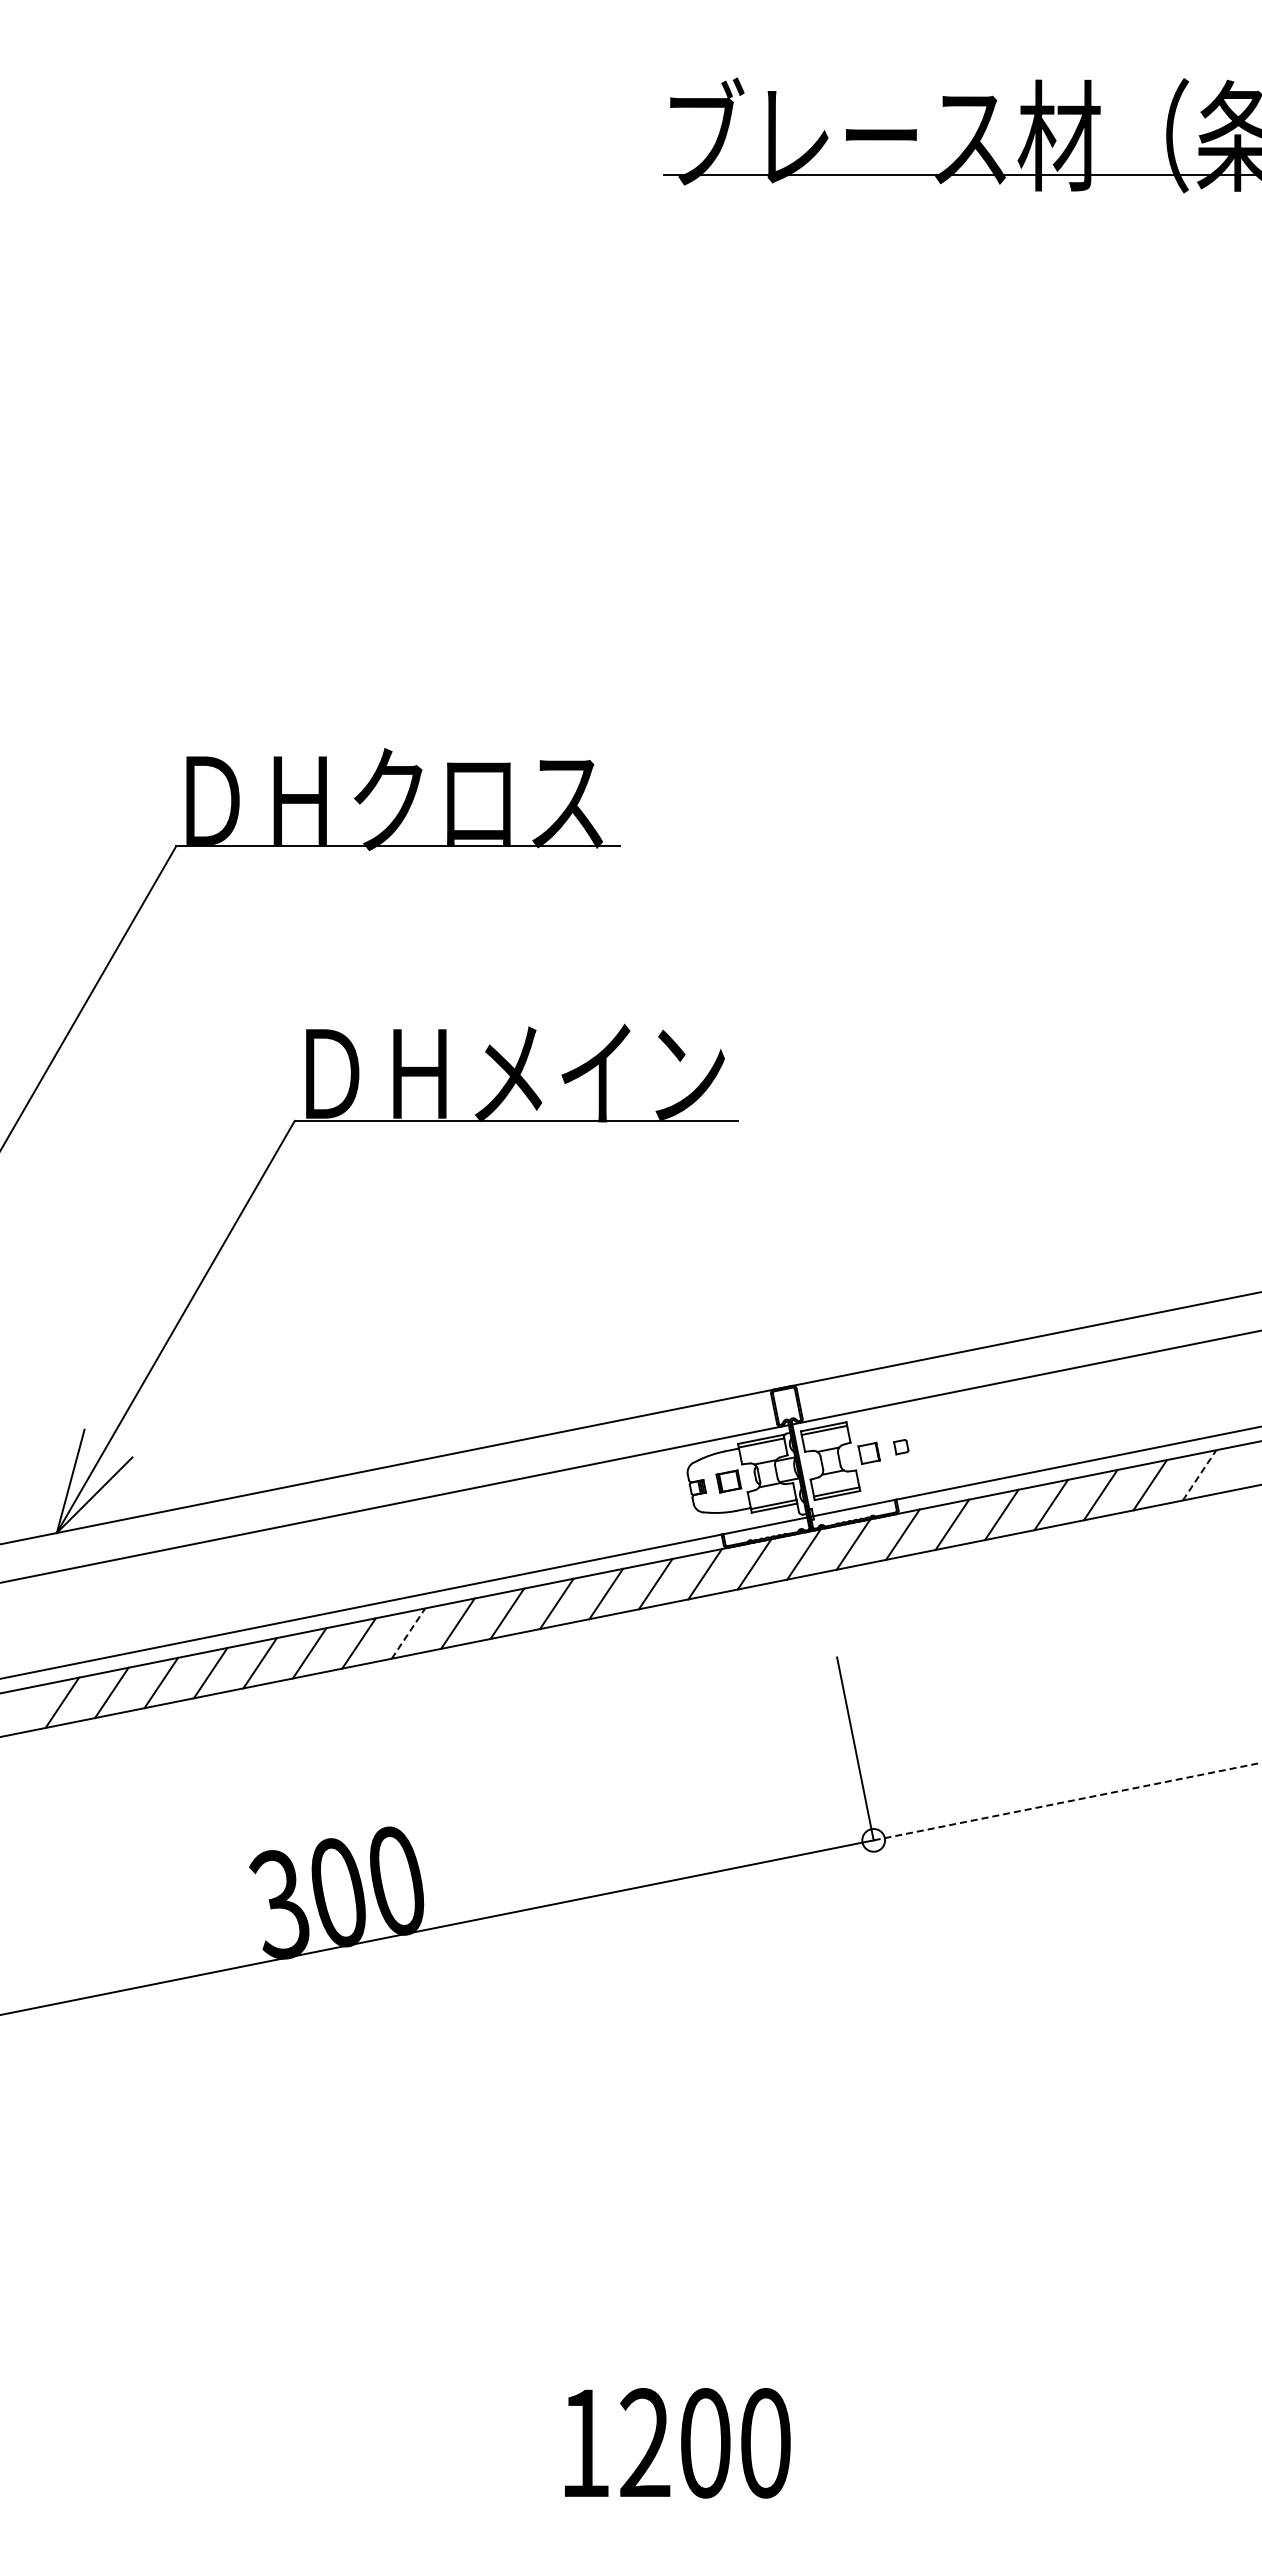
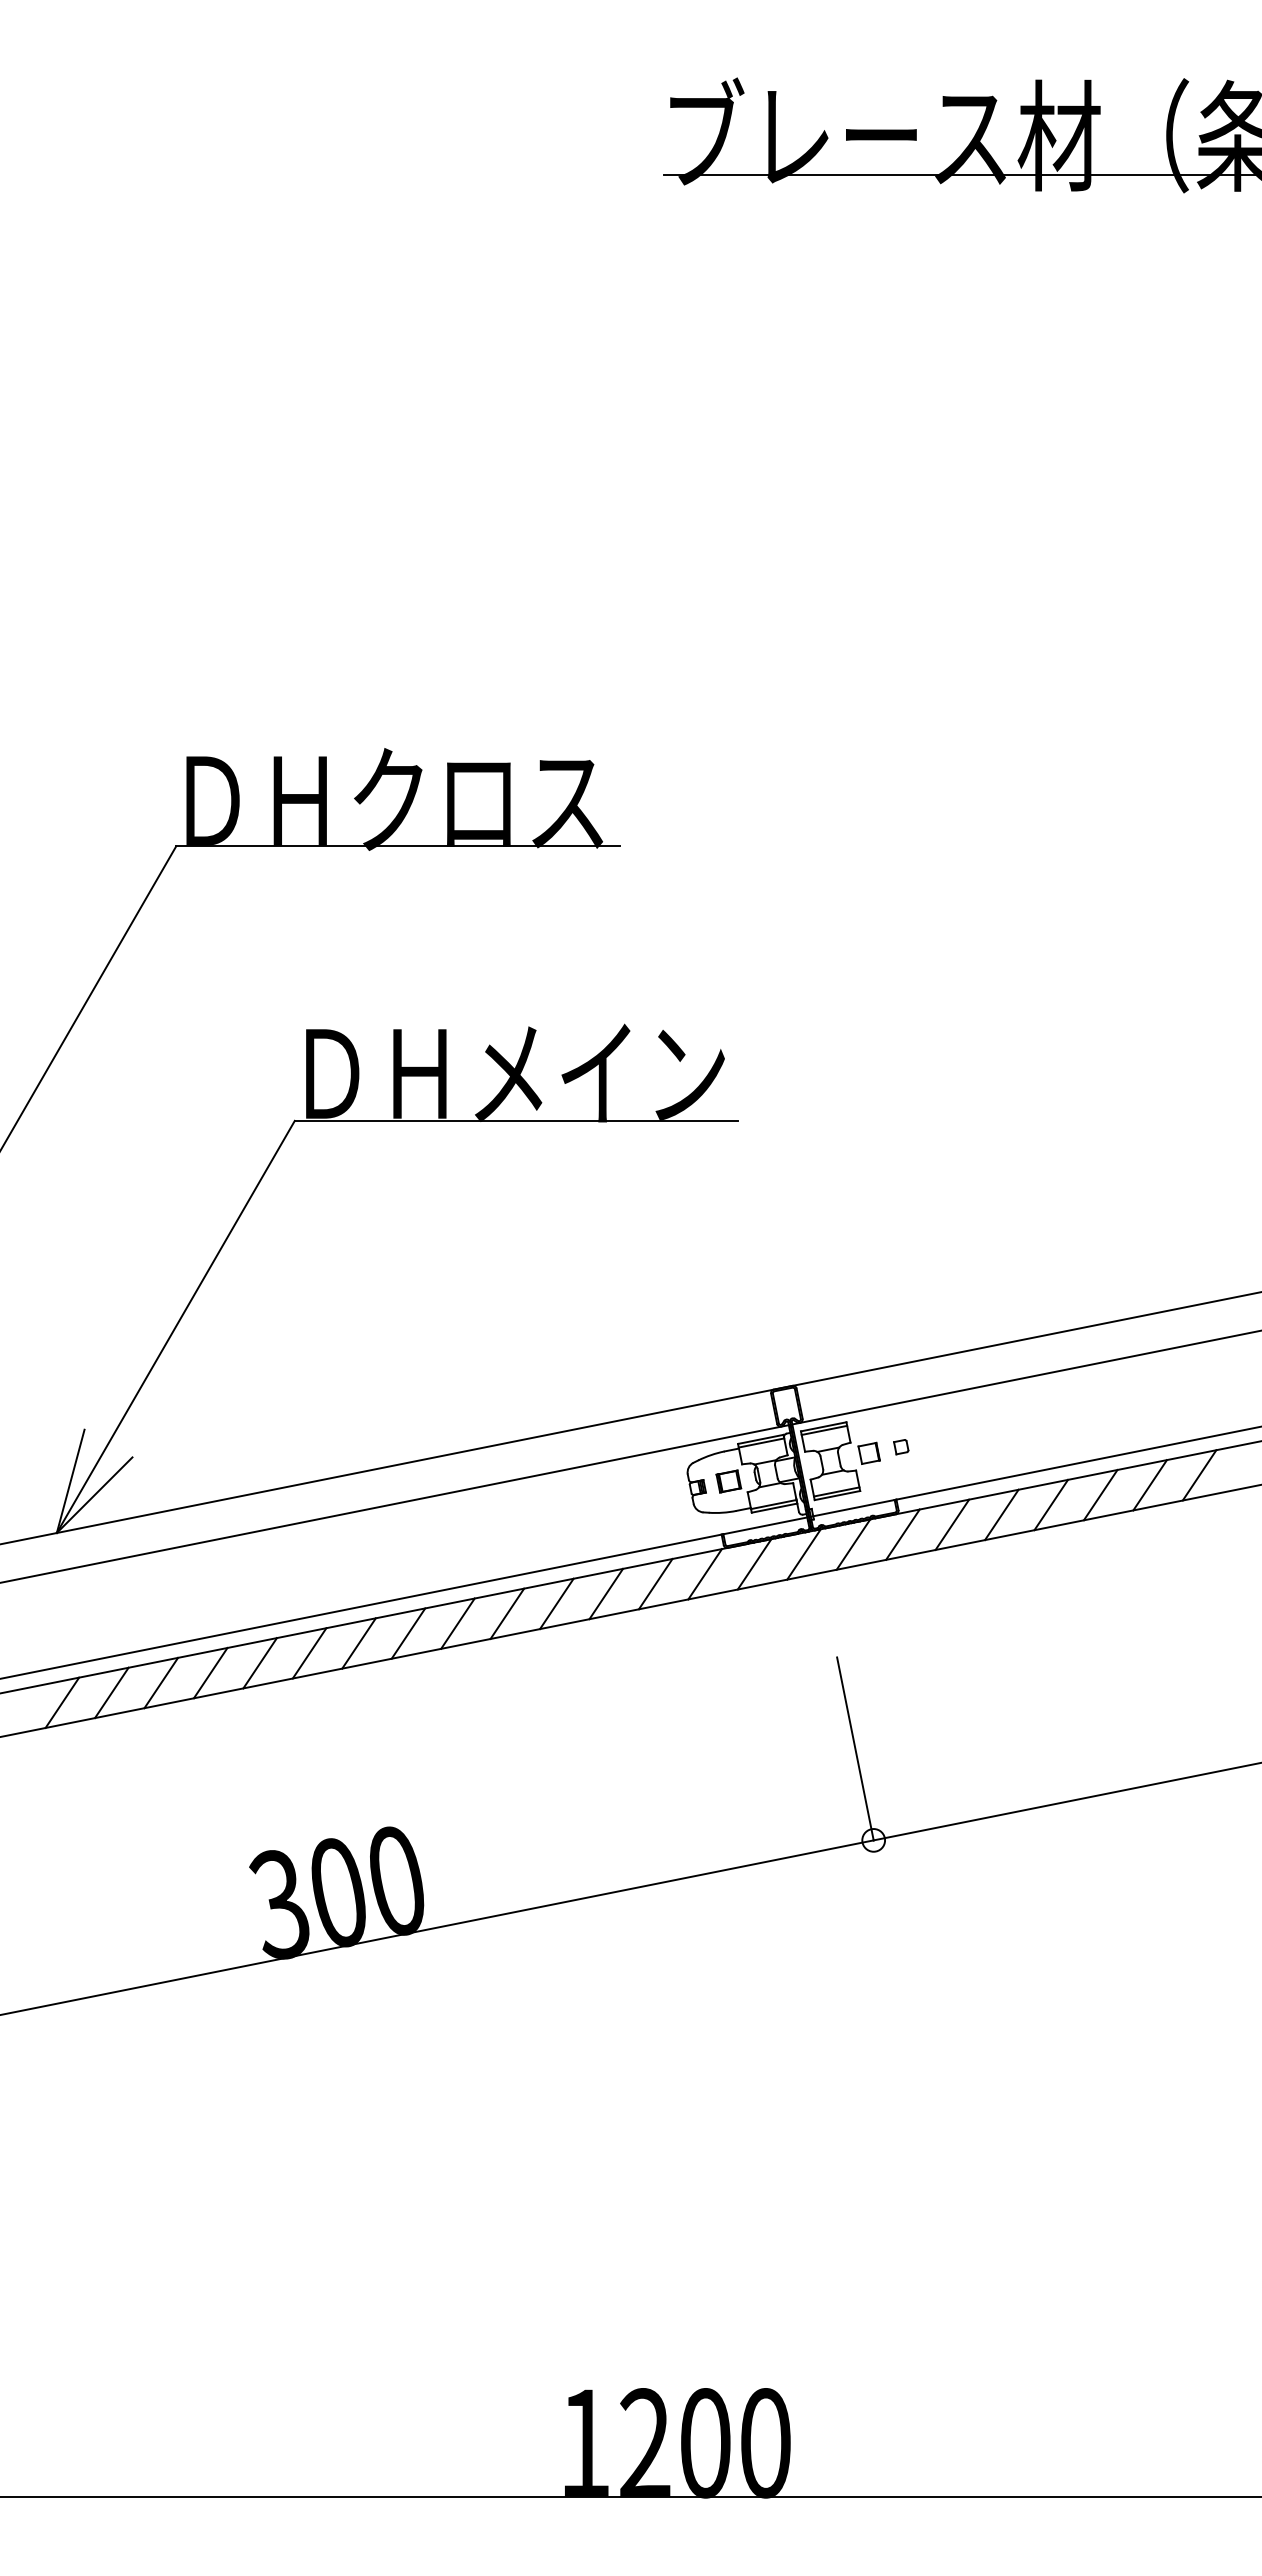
line: dashed -> solid (1199, 1474)
line: dashed -> solid (408, 1633)
line: dashed -> solid (1067, 1801)
line: none -> present (630, 2496)
